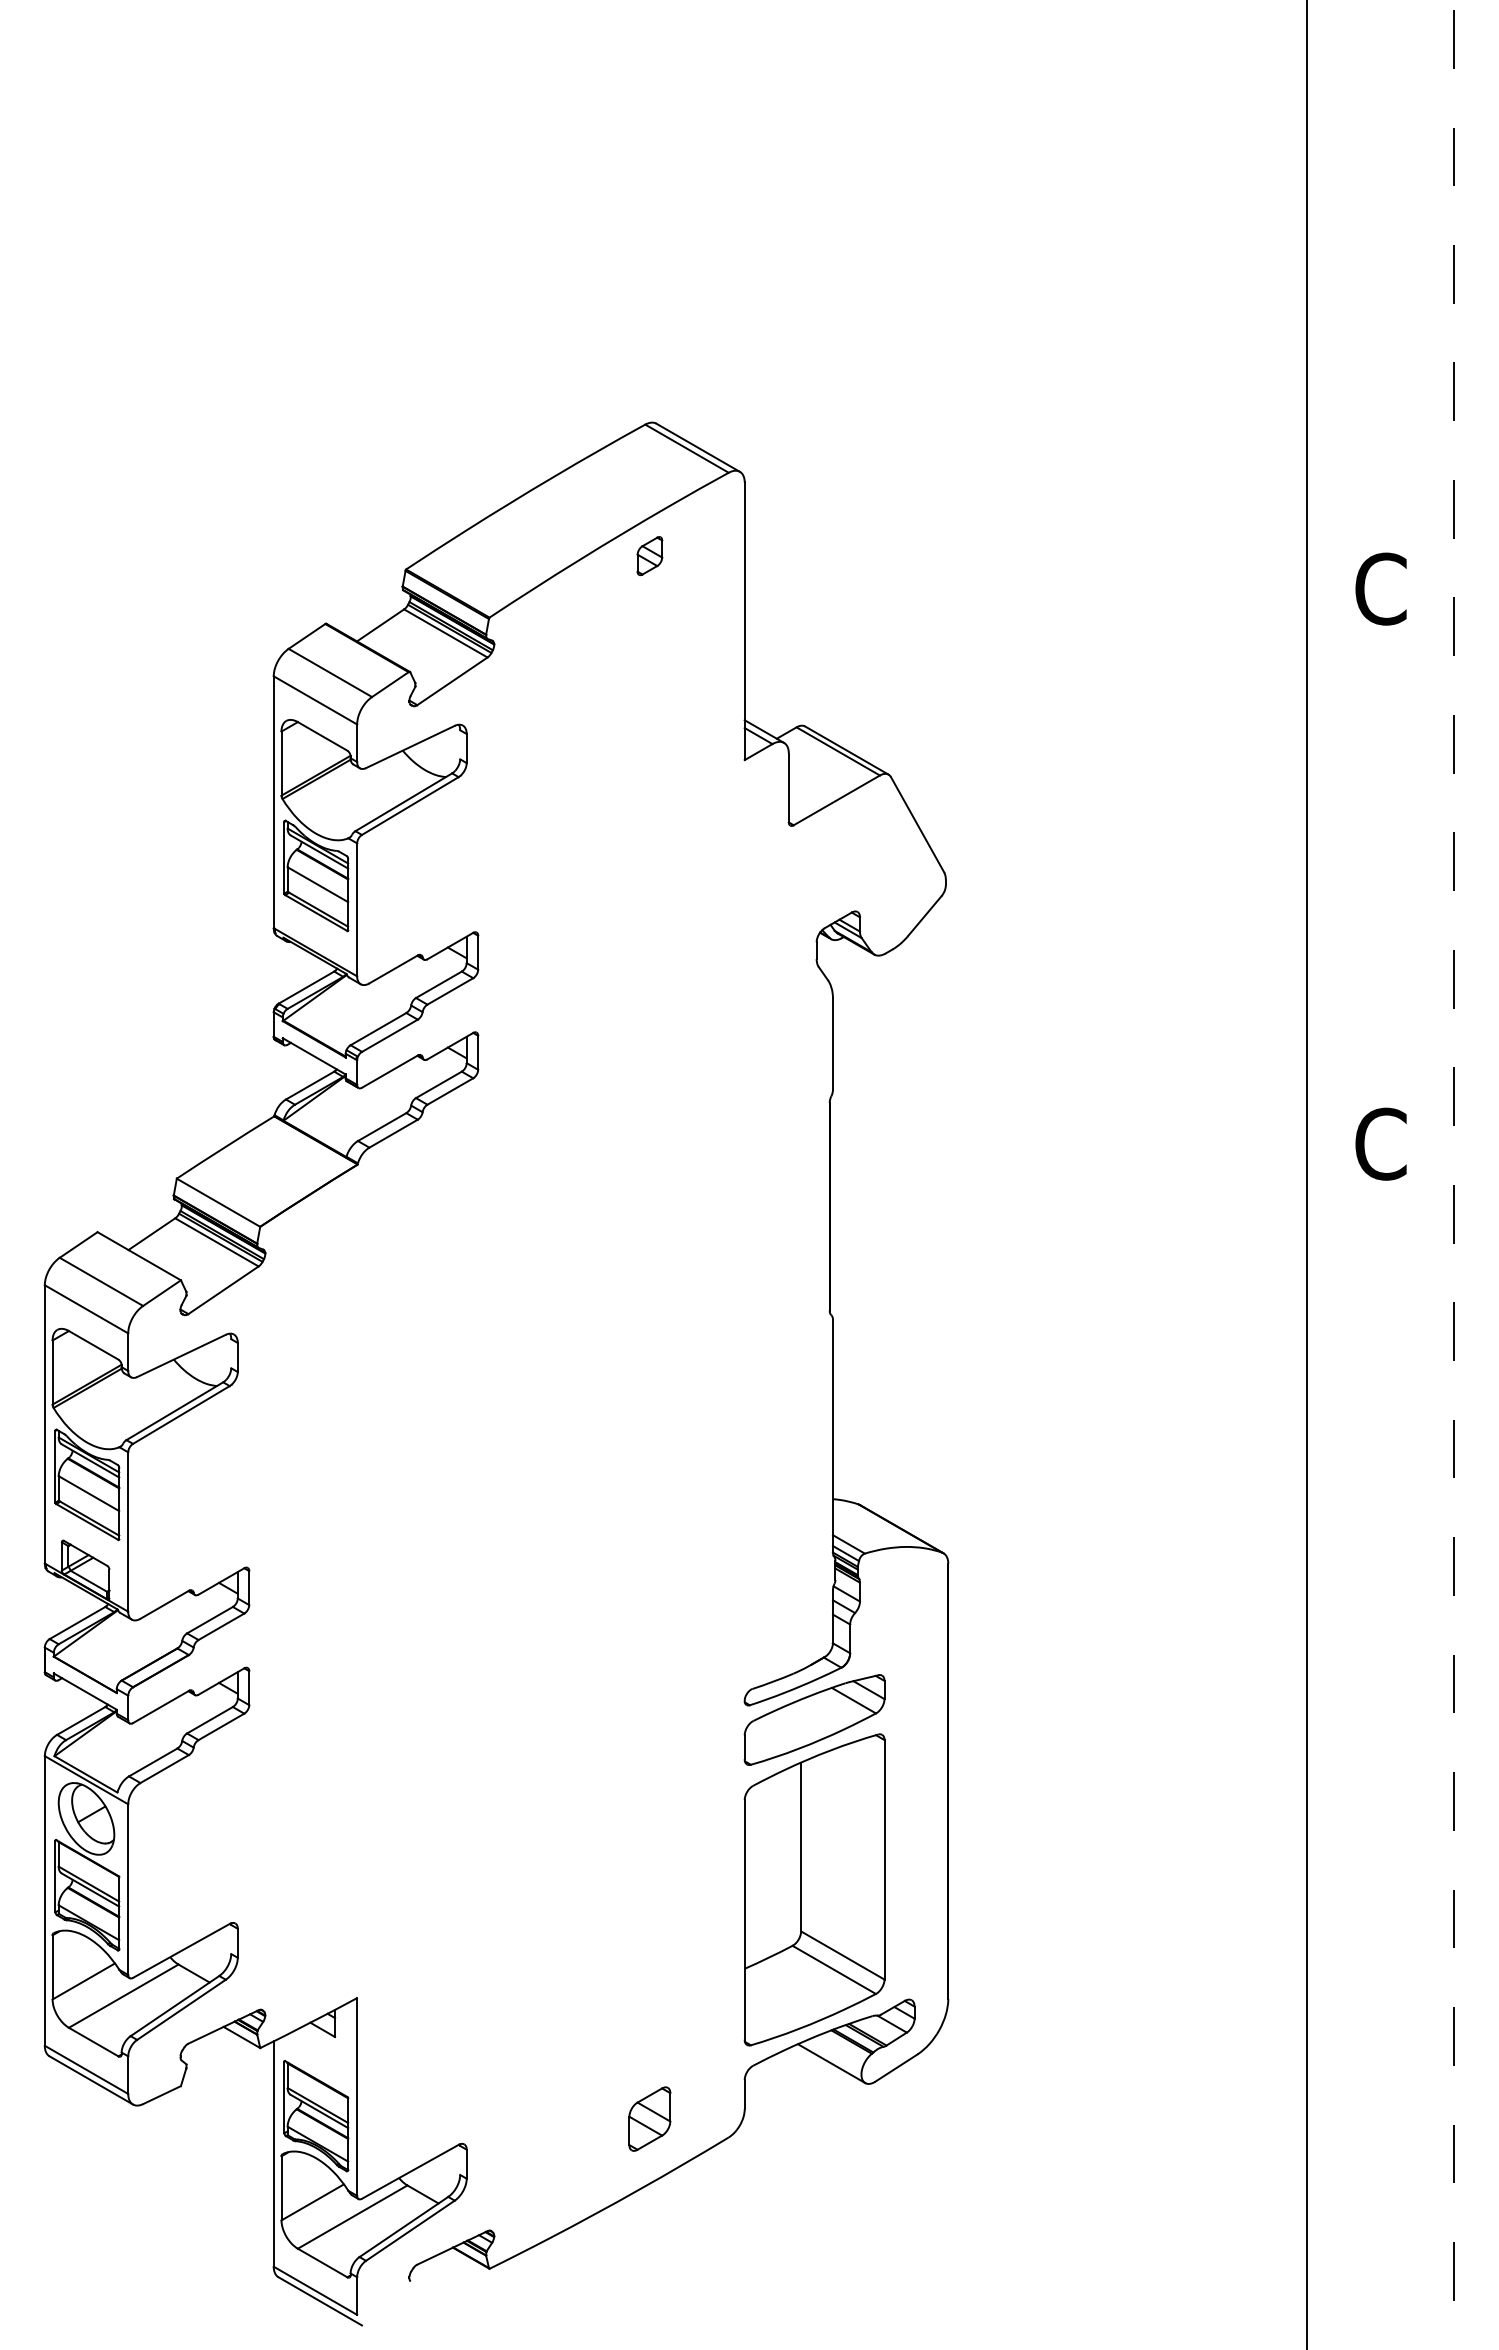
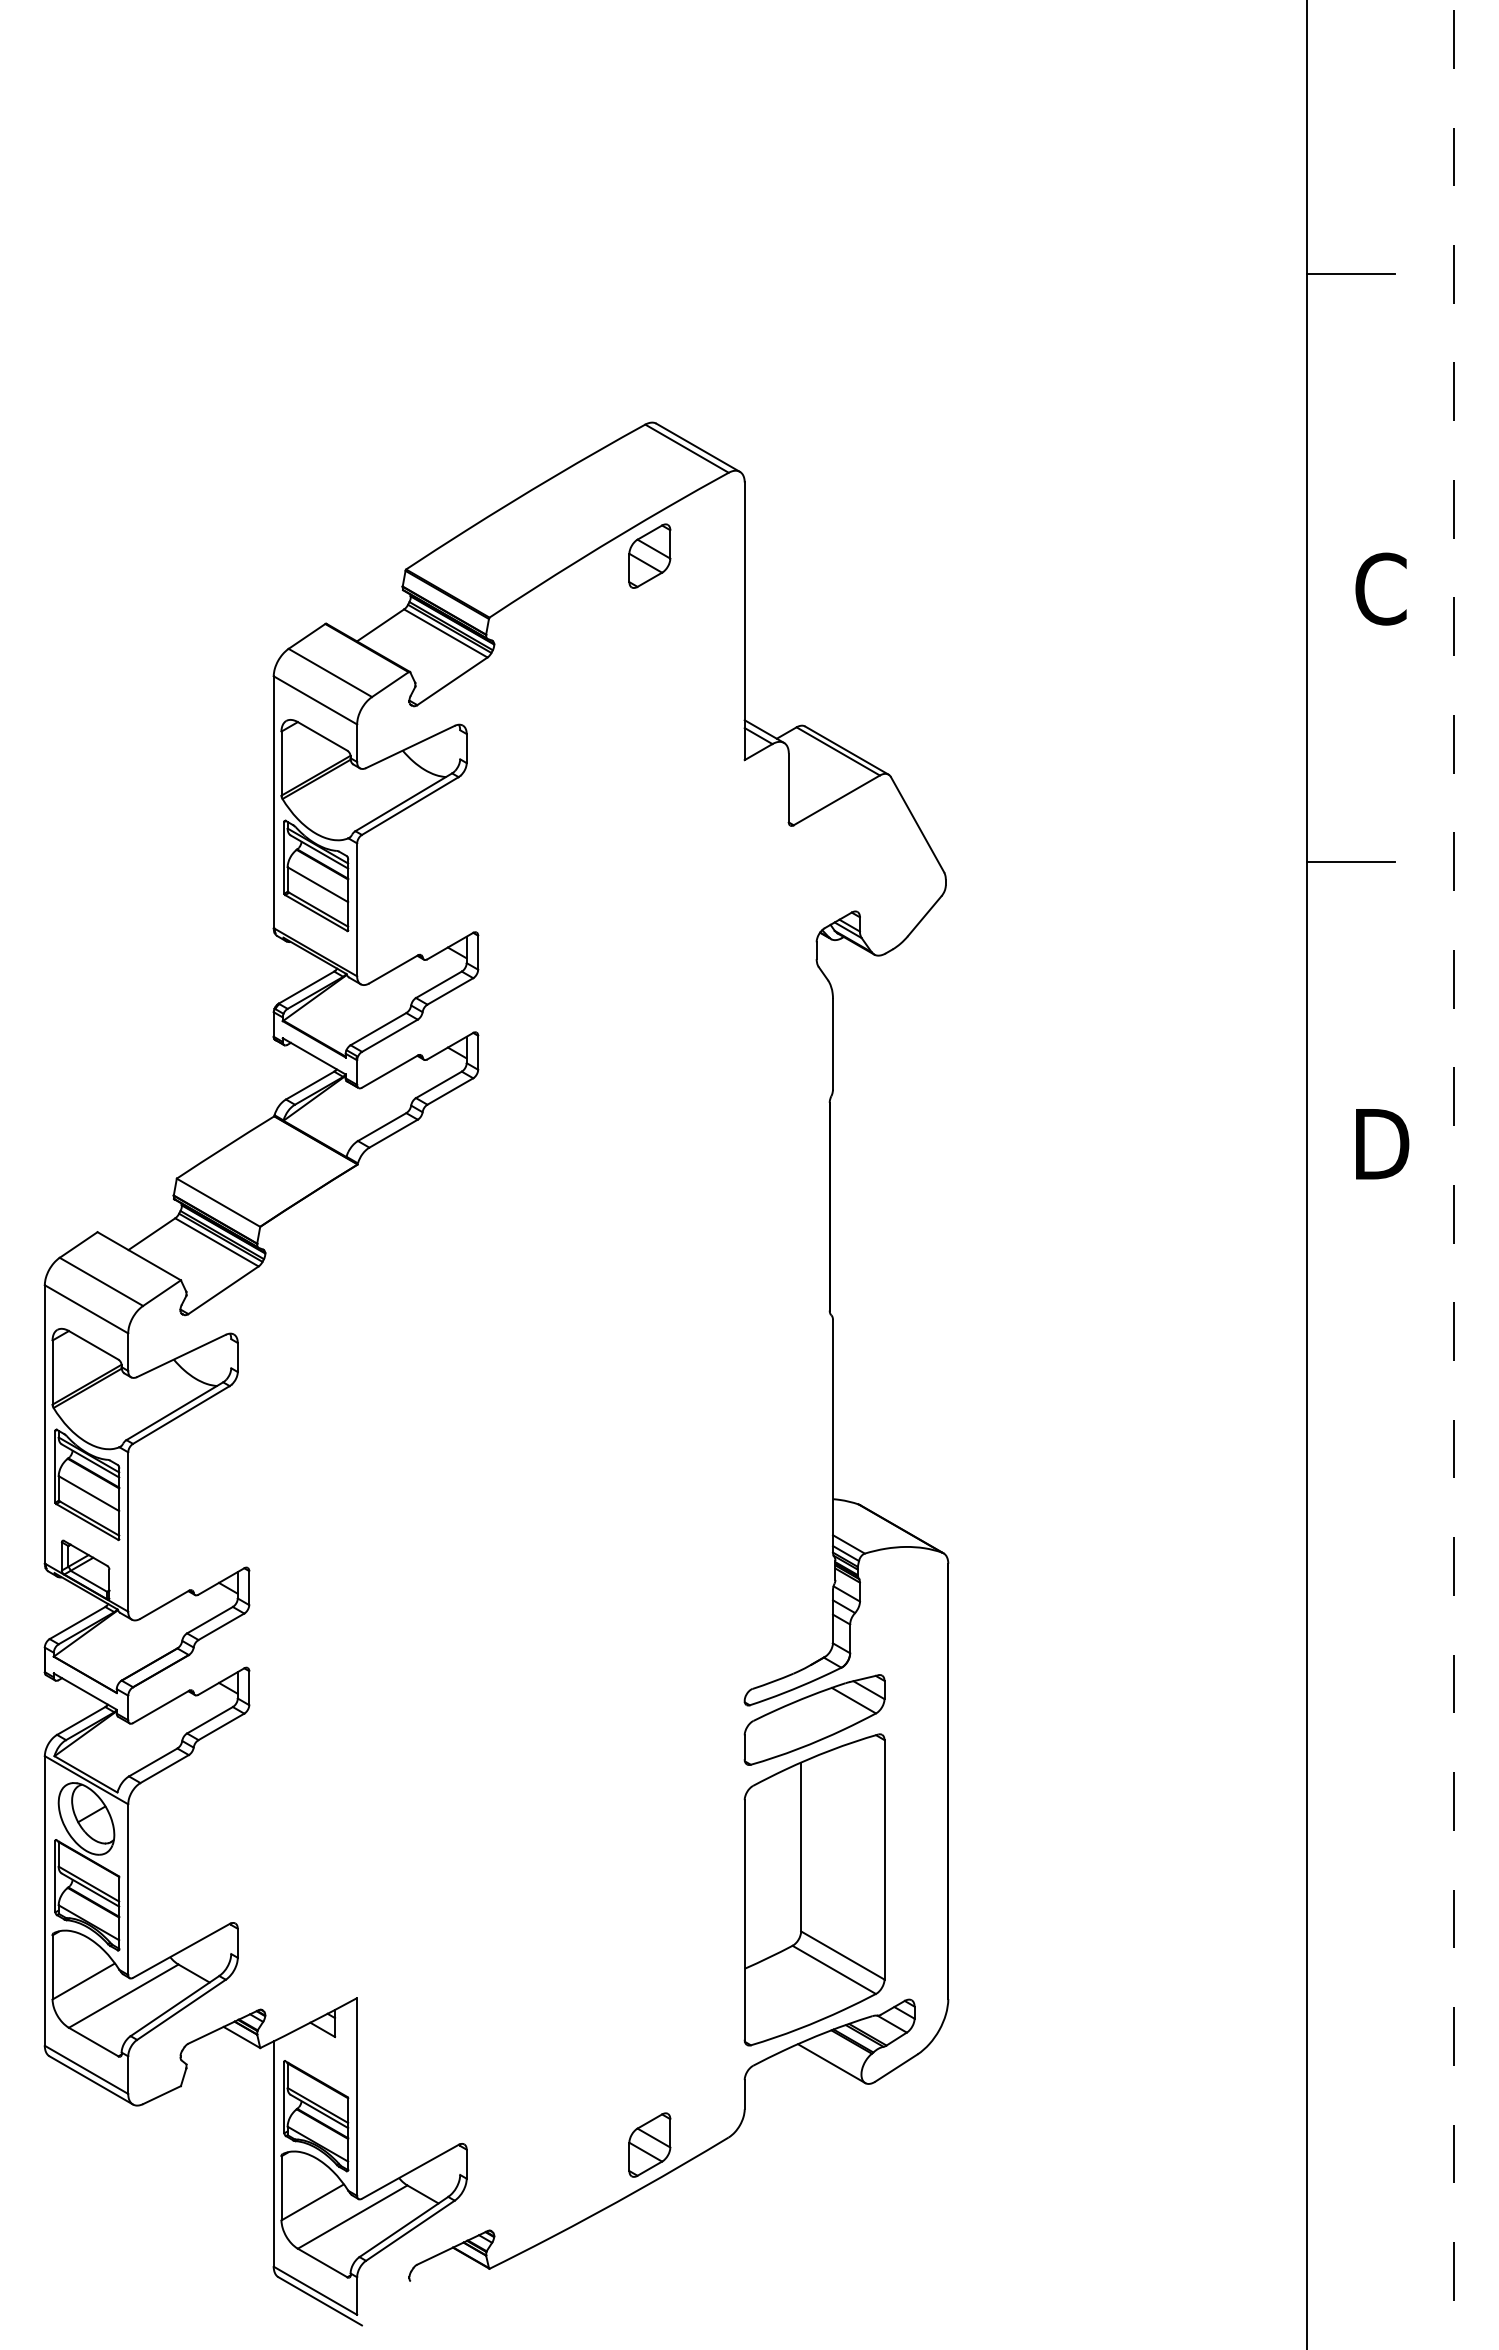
line: none -> present (1351, 274)
part size: 28x41 px -> 44x66 px (649, 555)
line: none -> present (1351, 861)
text: C -> D (1382, 1143)
part position: (649, 2118) -> (649, 2144) (649, 2144)
